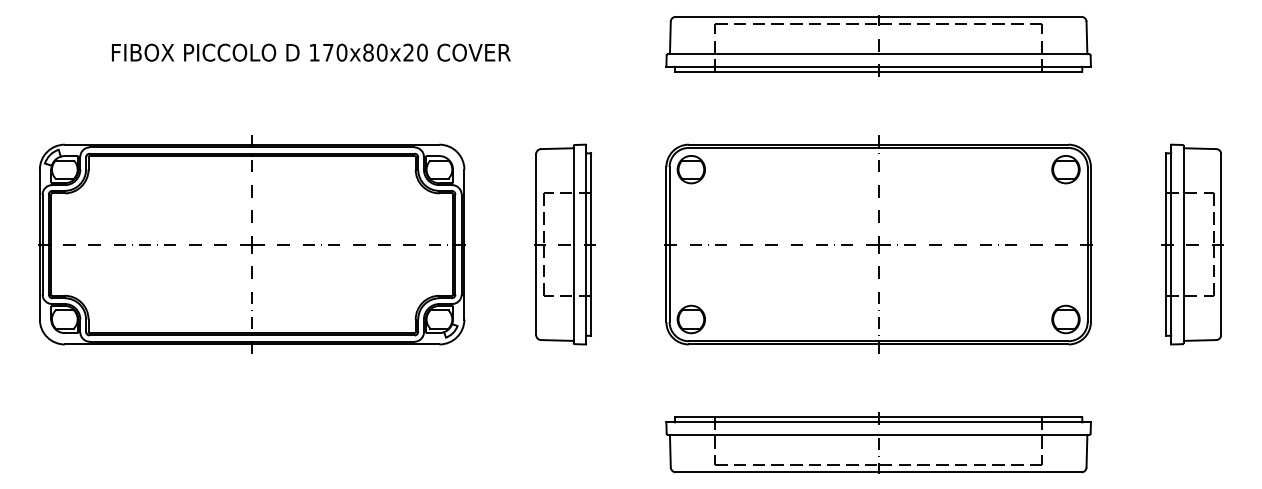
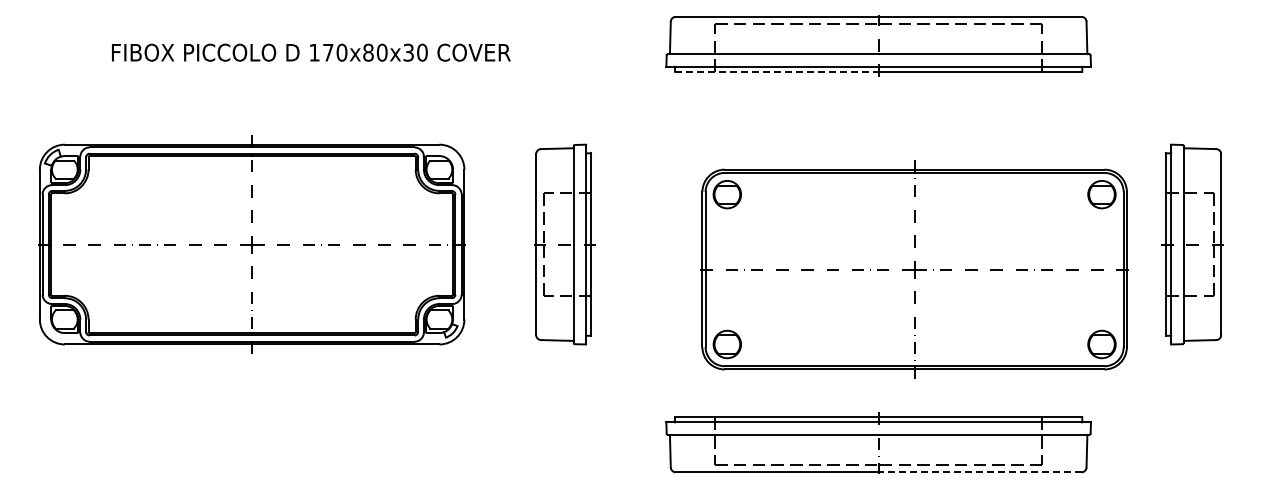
text: 170x80x20 -> 170x80x30 (408, 52)
line: solid -> dashed (776, 71)
part position: (878, 244) -> (914, 269) (914, 269)
line: solid -> dashed (979, 472)
